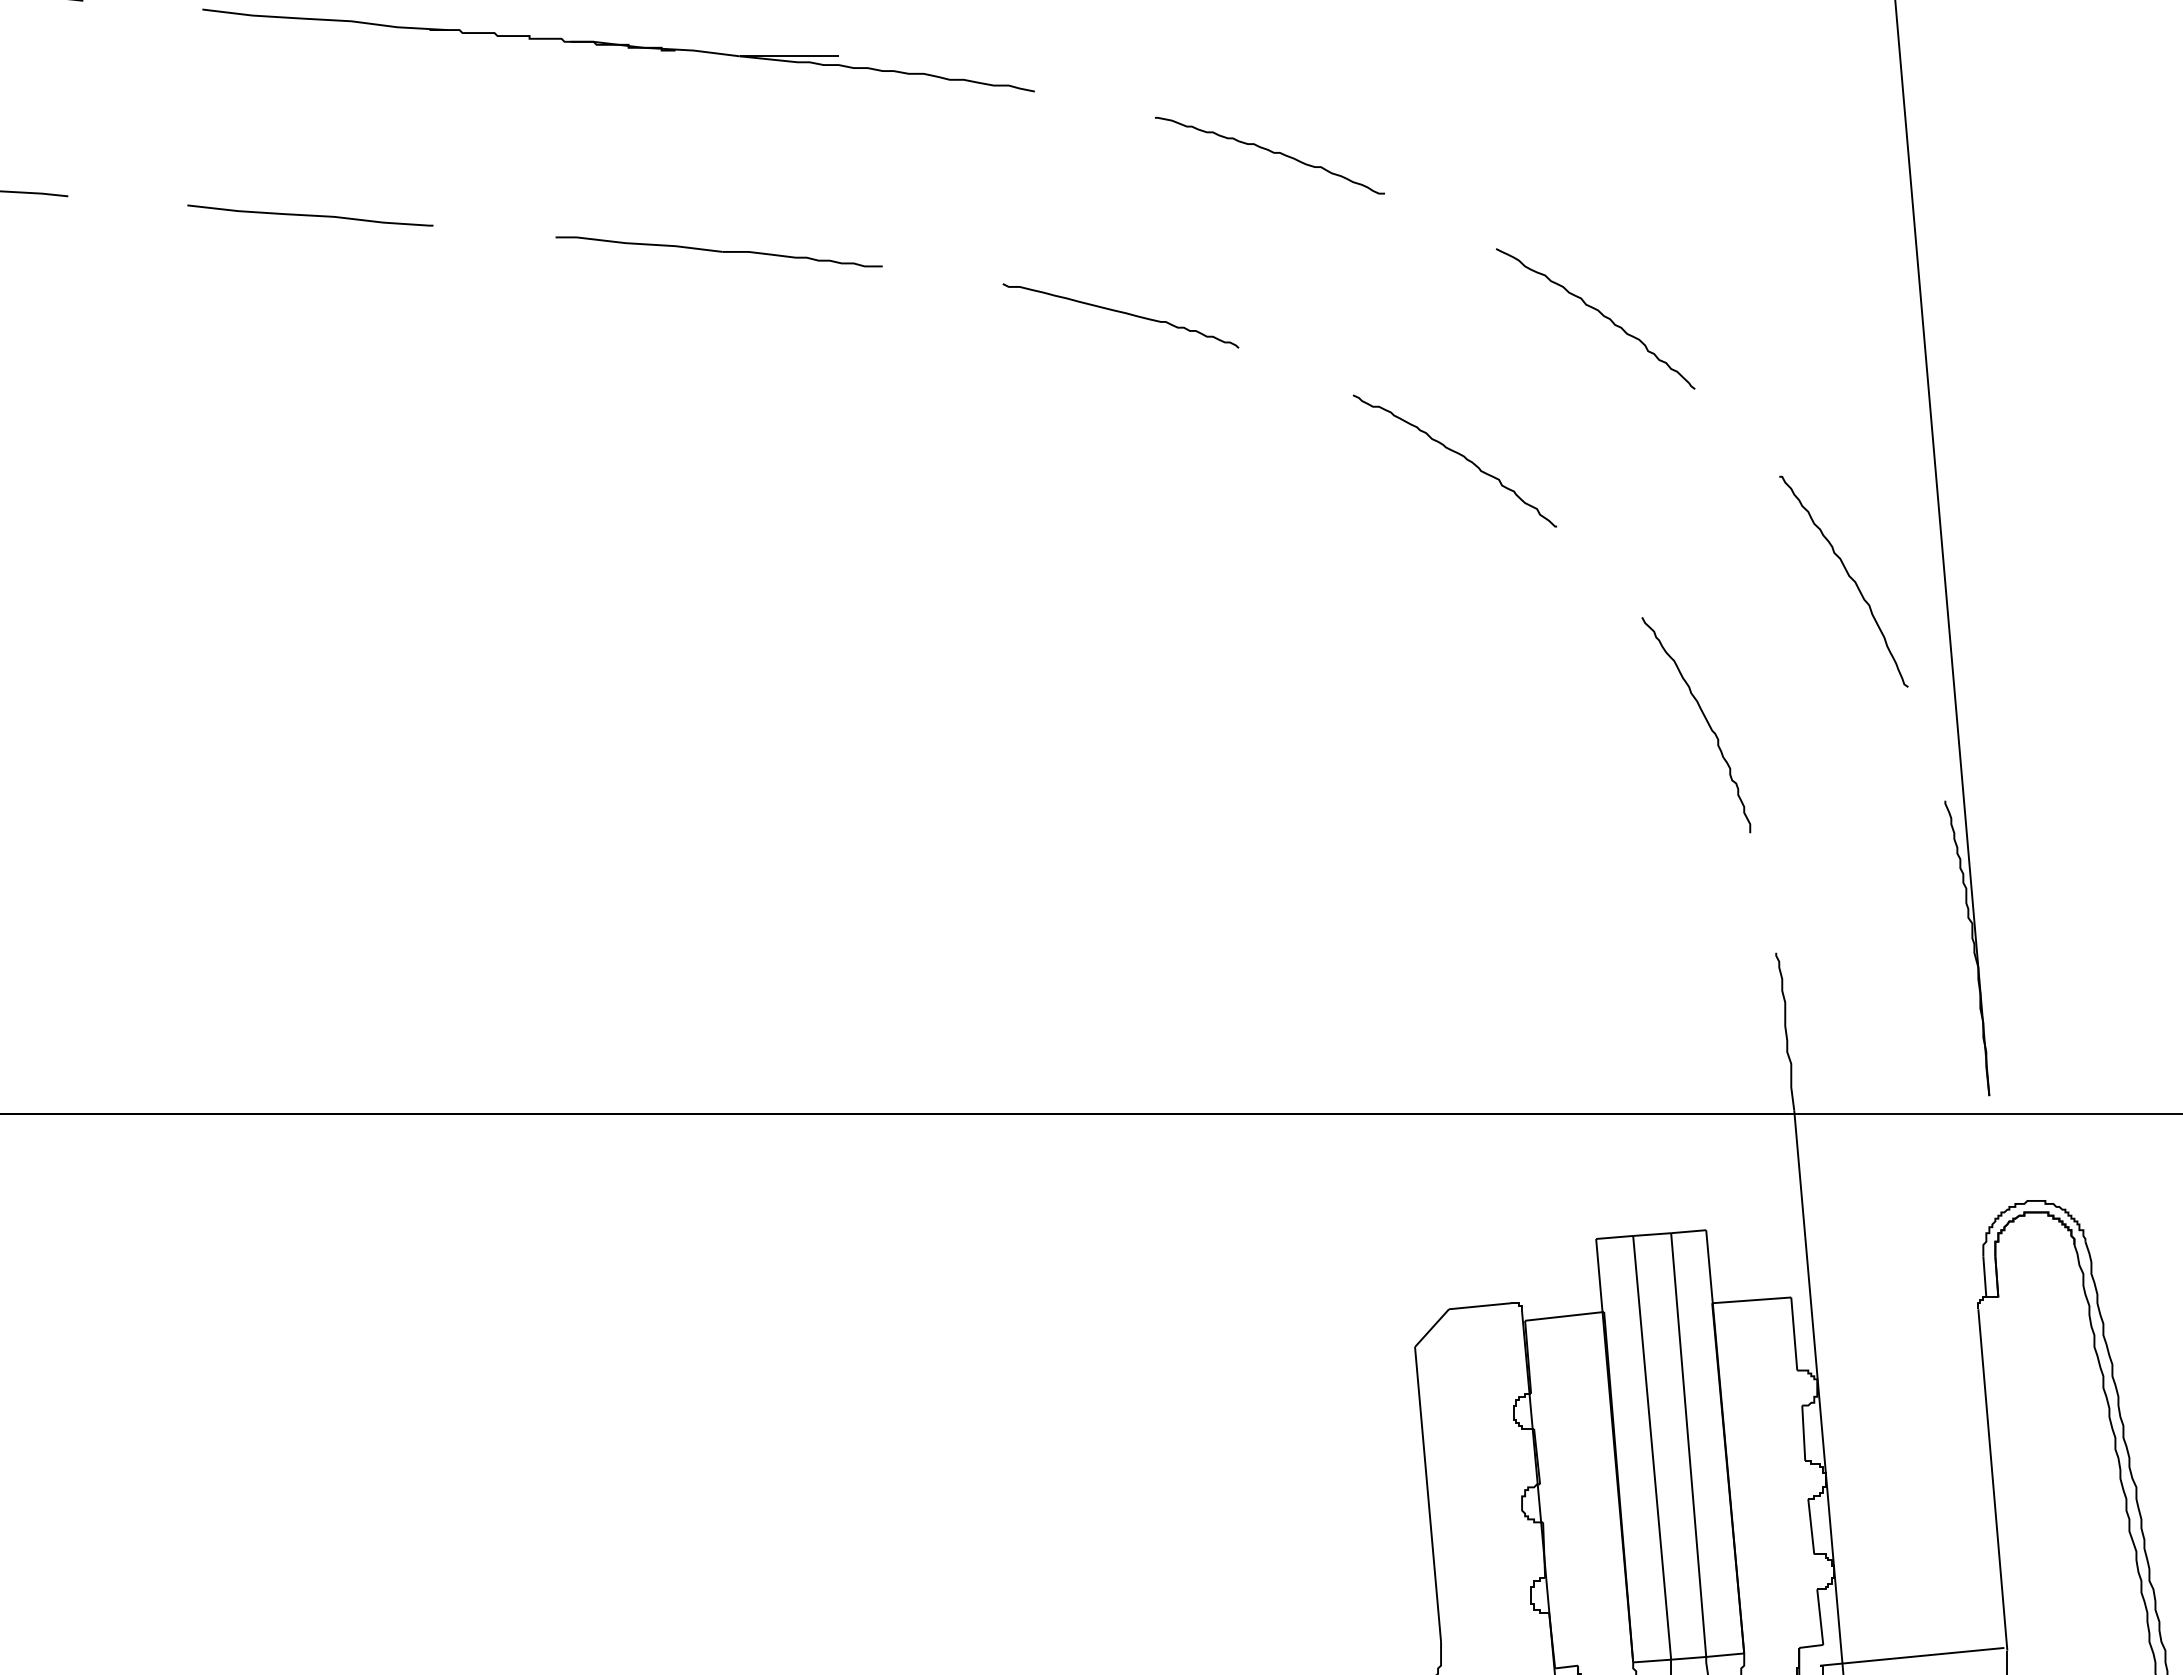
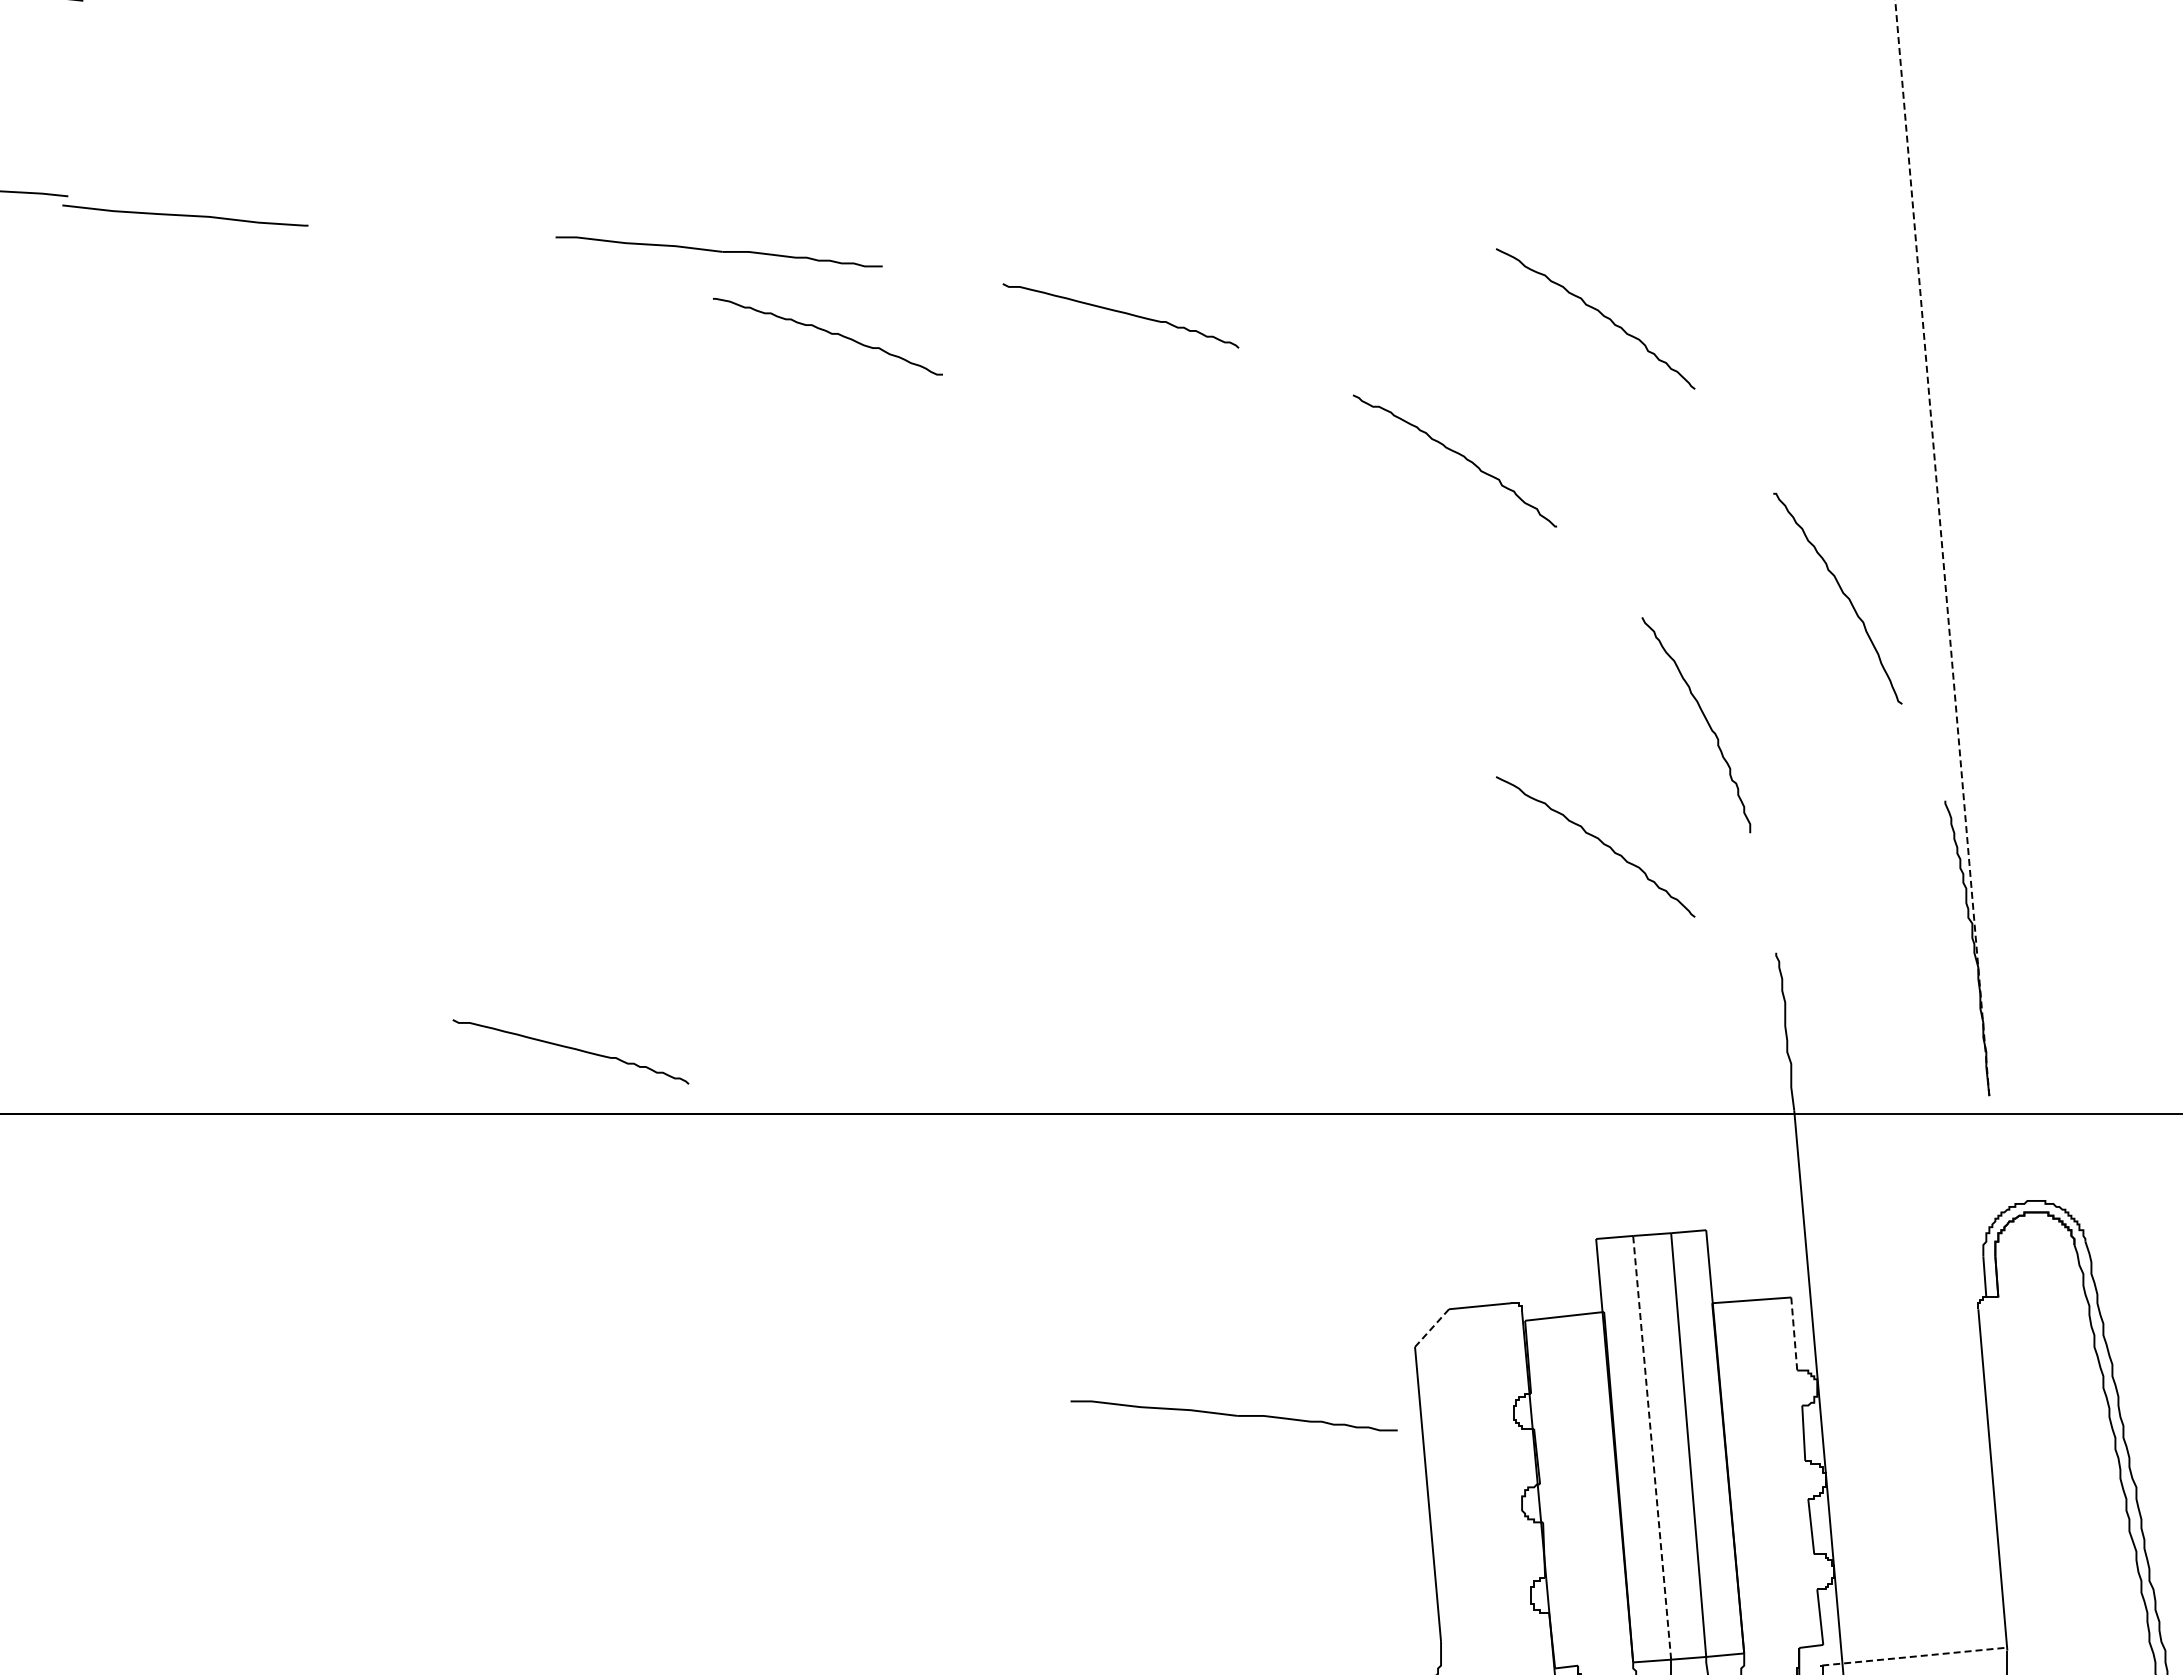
part: present -> none (618, 50)
curve position: (1270, 152) -> (828, 333) (828, 333)
curve position: (310, 215) -> (185, 215) (185, 215)
line: solid -> dashed (1942, 548)
curve position: (1848, 576) -> (1842, 593) (1842, 593)
curve: none -> present (1599, 841)
curve: none -> present (571, 1049)
line: solid -> dashed (1431, 1328)
line: solid -> dashed (1794, 1334)
part: none -> present (1233, 1415)
line: solid -> dashed (1652, 1447)
line: solid -> dashed (1911, 1656)
